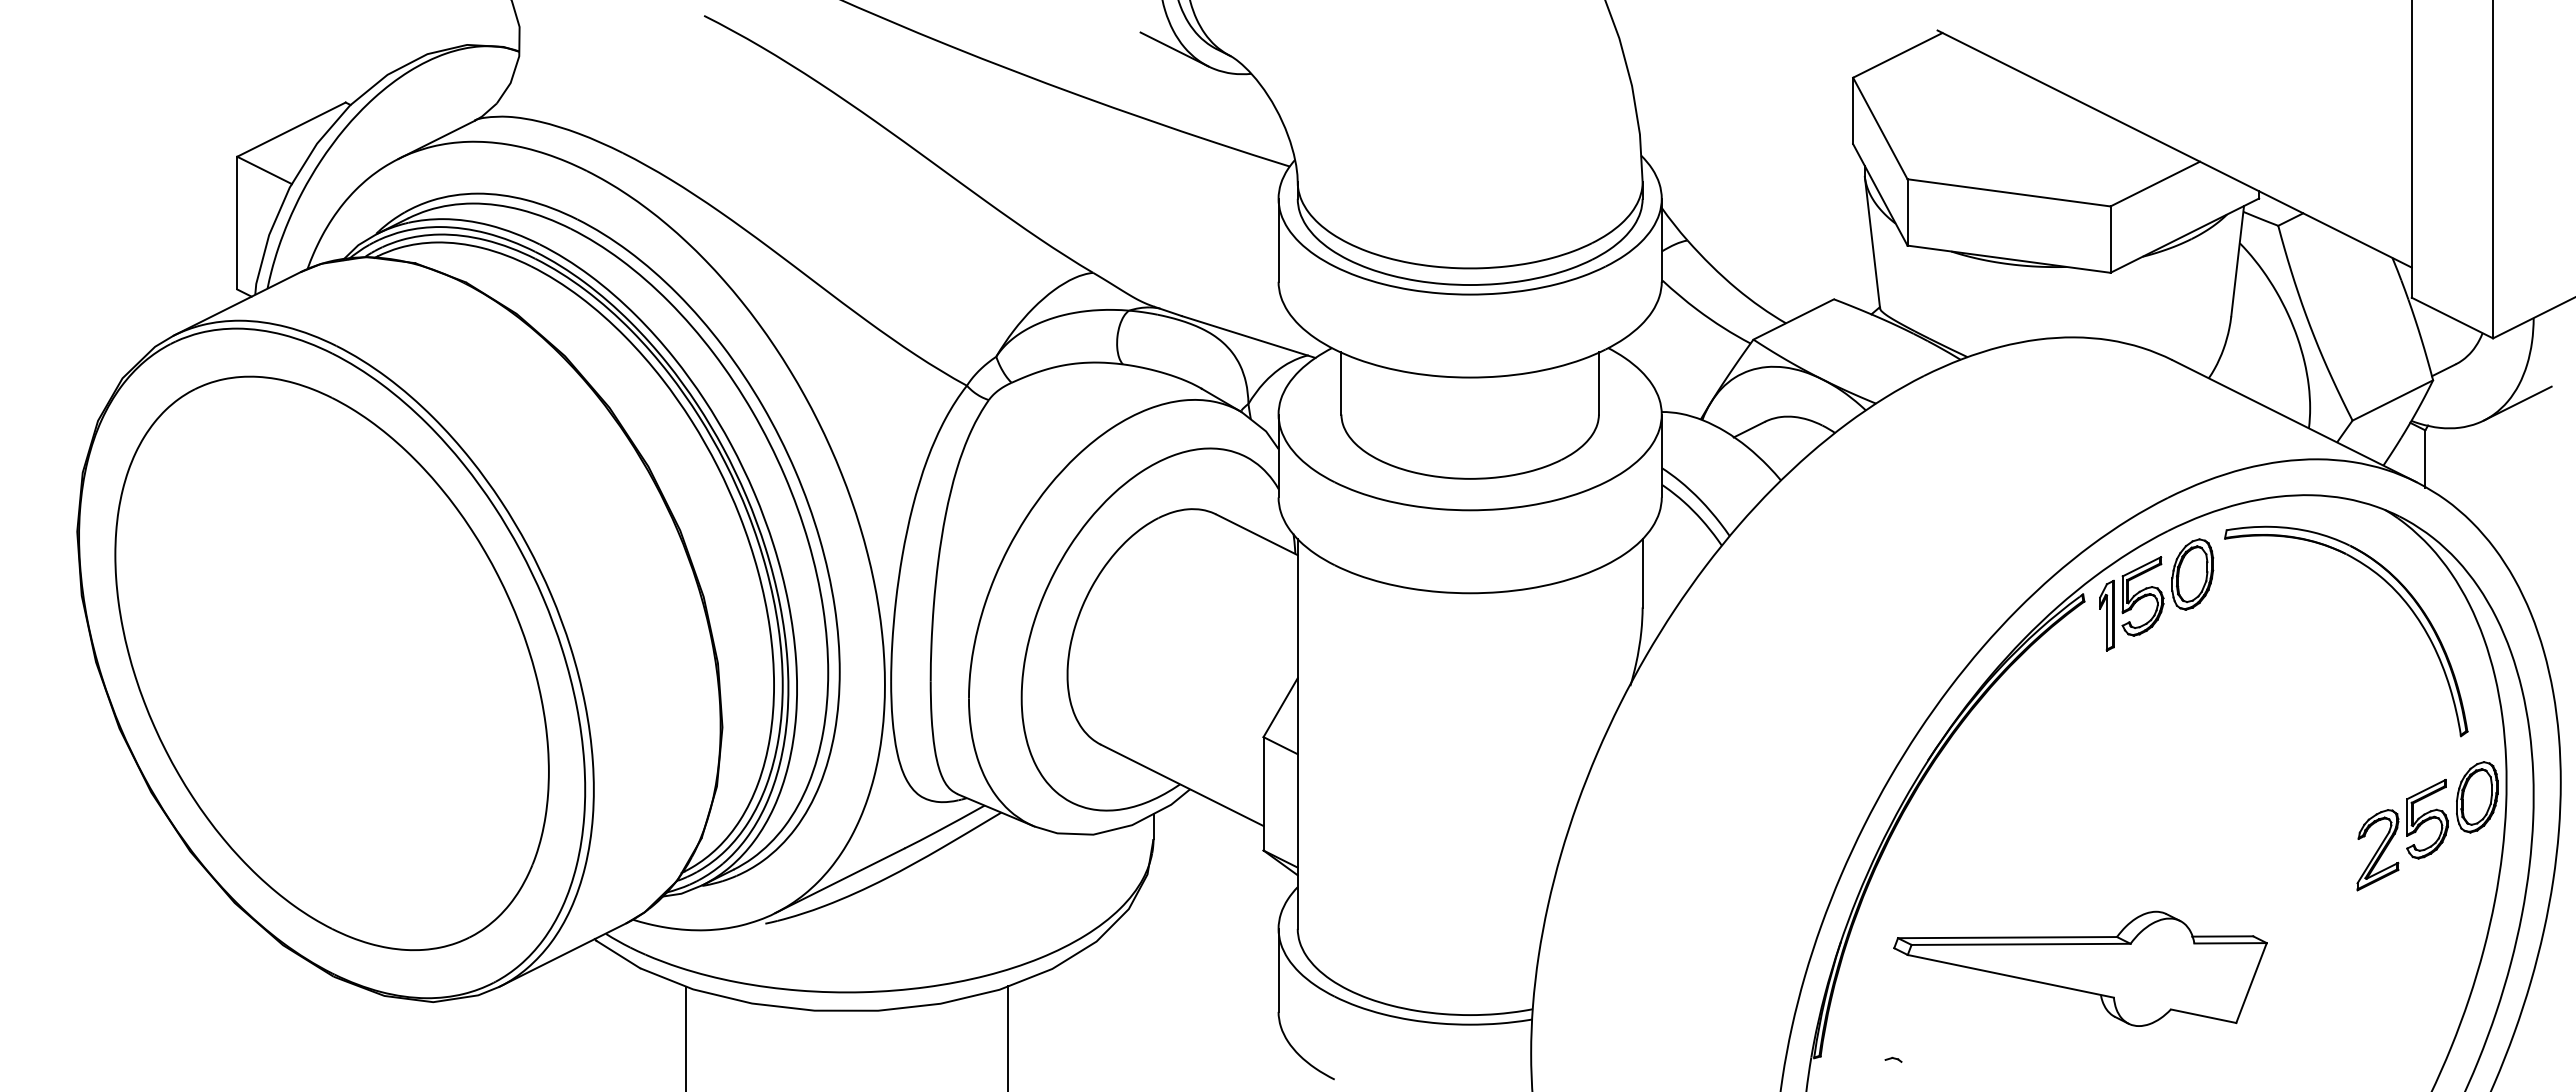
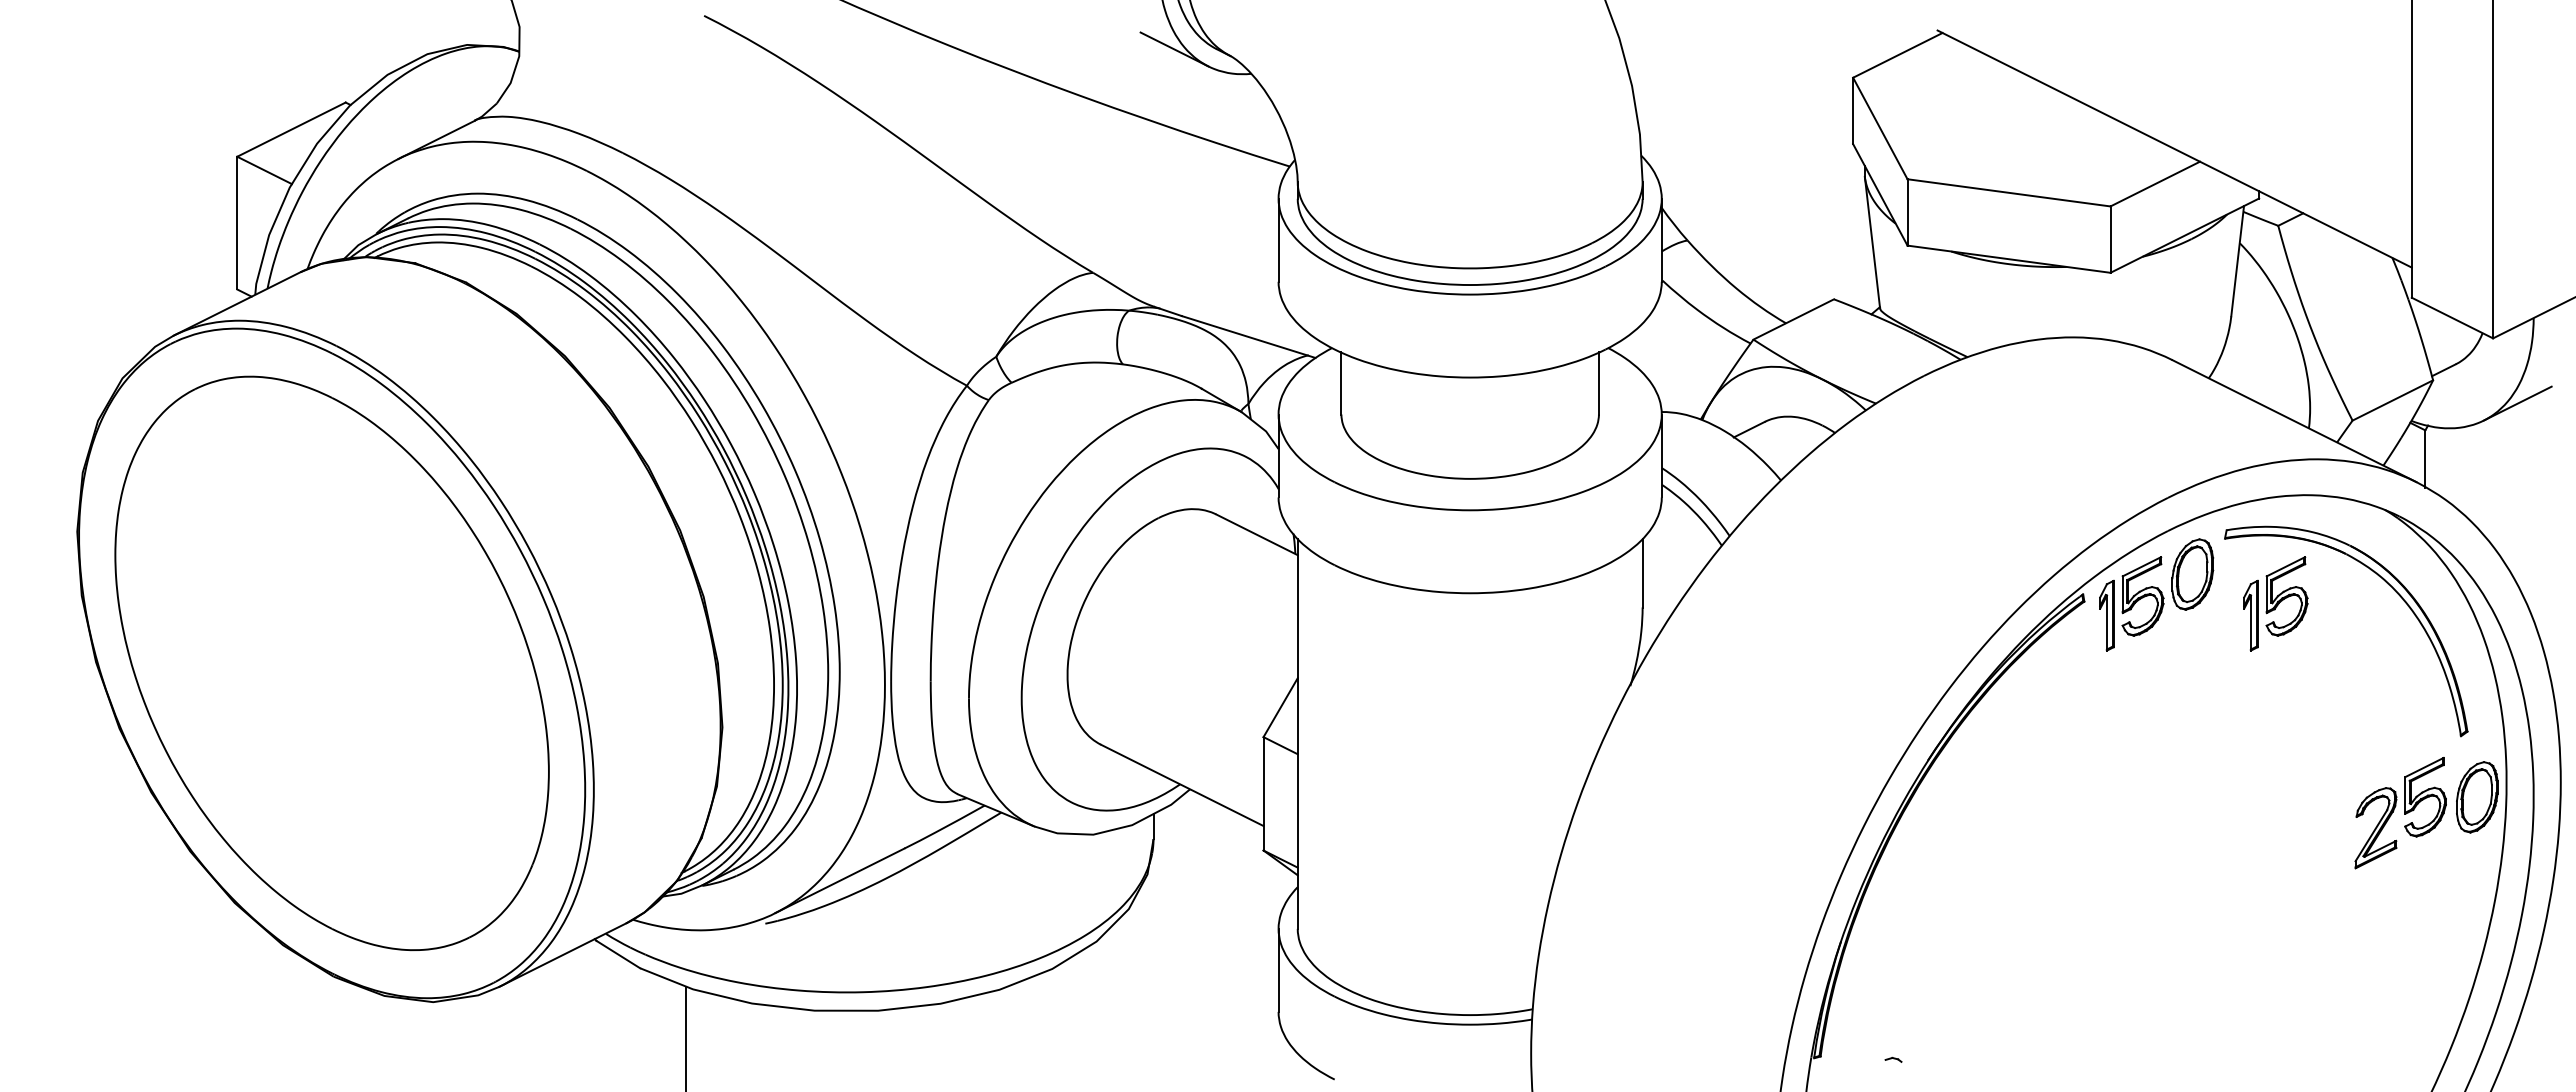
part: none -> present (2275, 603)
part position: (2402, 835) -> (2400, 813) (2400, 813)
part: present -> none (2080, 968)
line: present -> none (1007, 1037)
